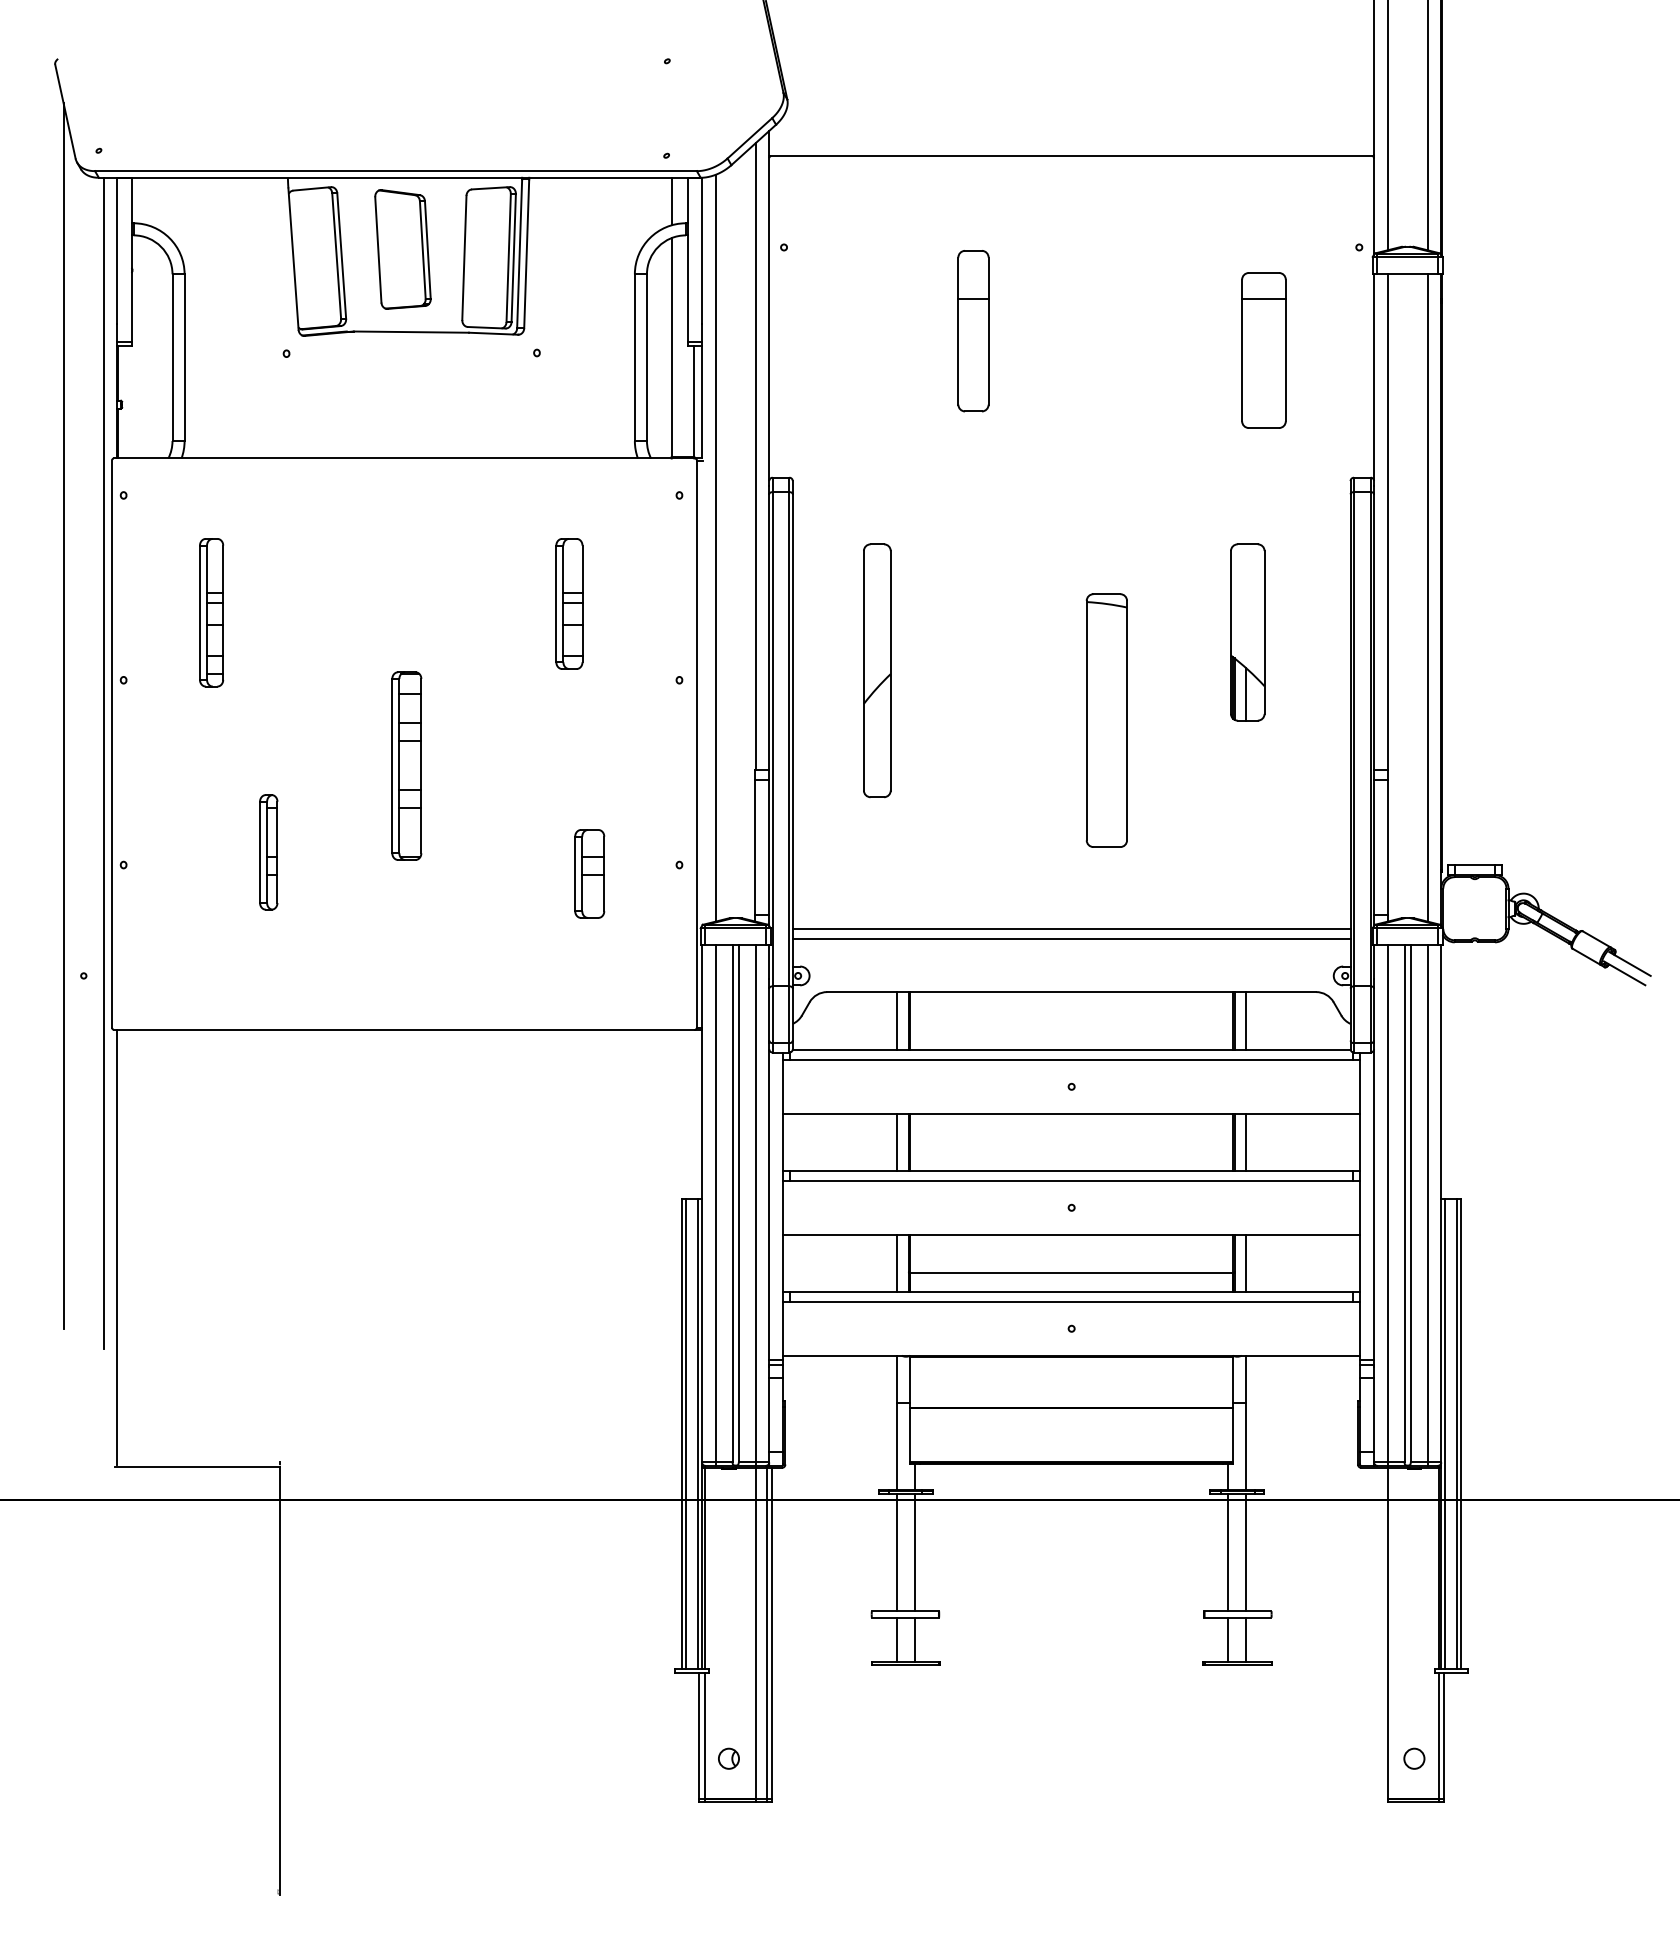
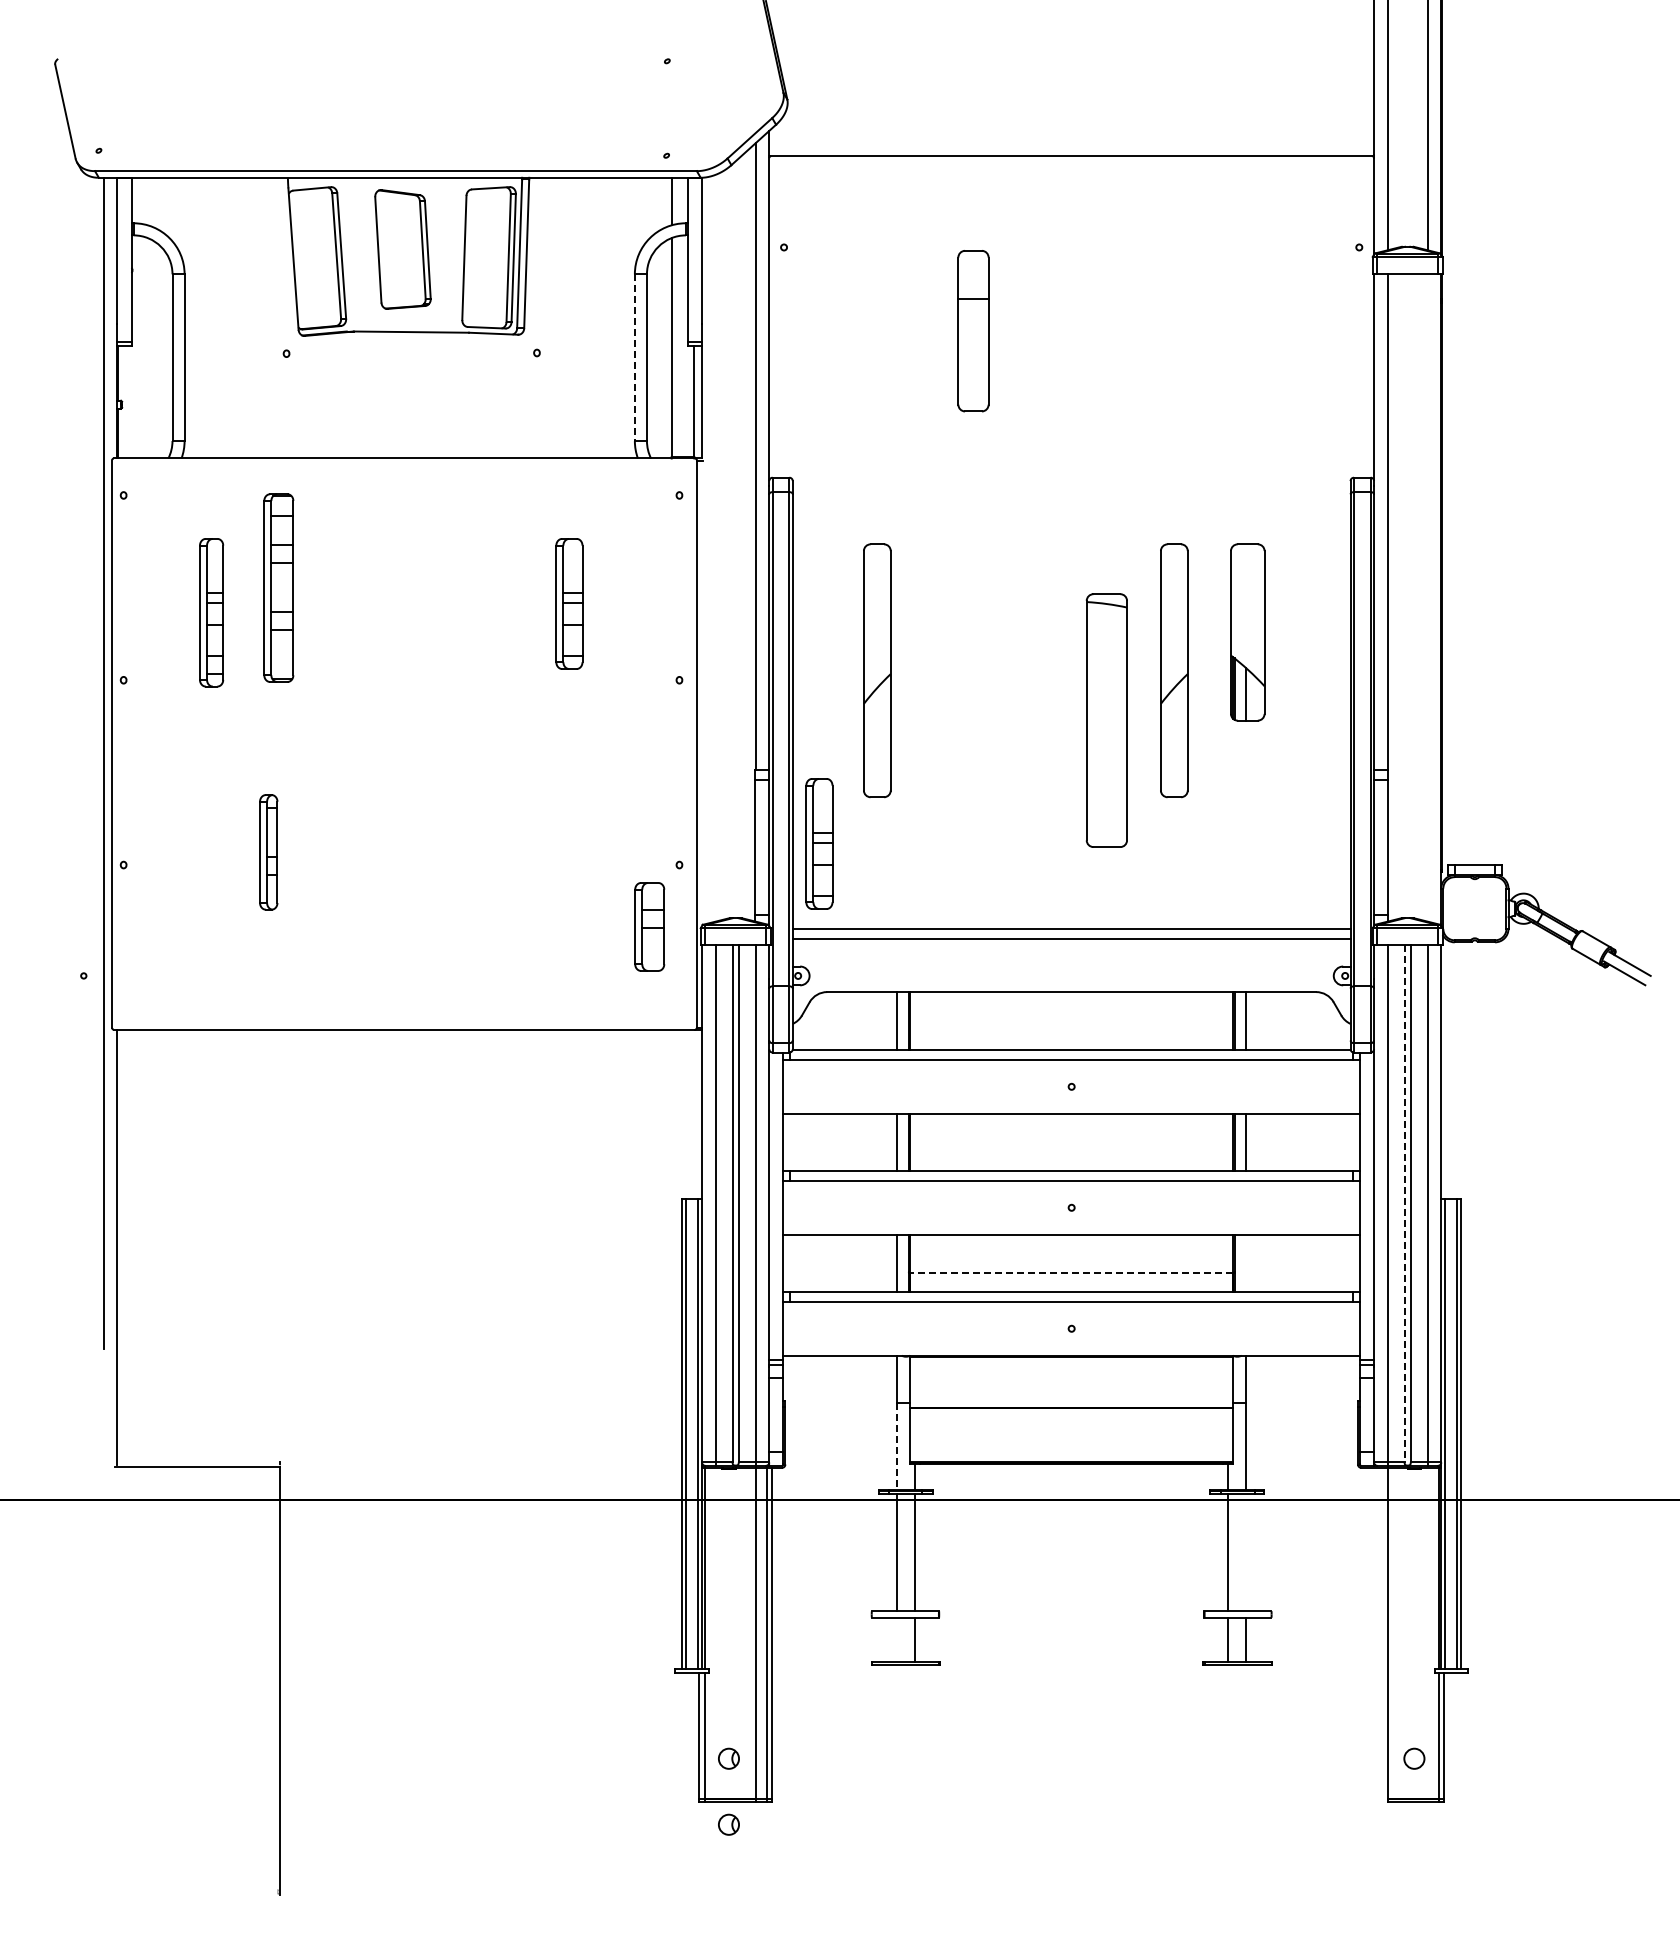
part: present -> none (1263, 350)
line: solid -> dashed (634, 358)
line: present -> none (715, 547)
line: present -> none (1427, 597)
part: none -> present (1174, 670)
line: present -> none (63, 715)
part position: (406, 765) -> (278, 587) (278, 587)
part: none -> present (819, 843)
part position: (589, 873) -> (649, 926) (649, 926)
line: solid -> dashed (1404, 1203)
line: present -> none (1246, 1262)
line: solid -> dashed (1071, 1273)
line: solid -> dashed (896, 1446)
line: present -> none (1246, 1552)
line: present -> none (896, 1639)
part: none -> present (728, 1824)
